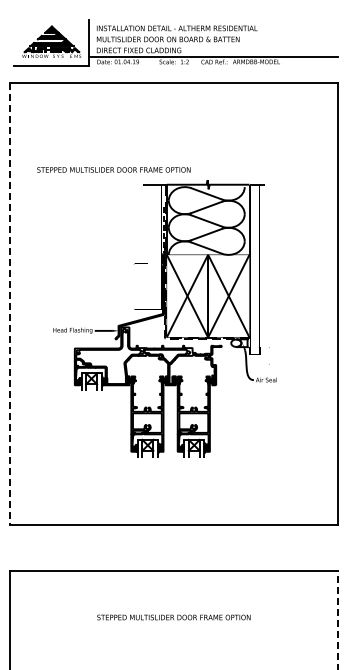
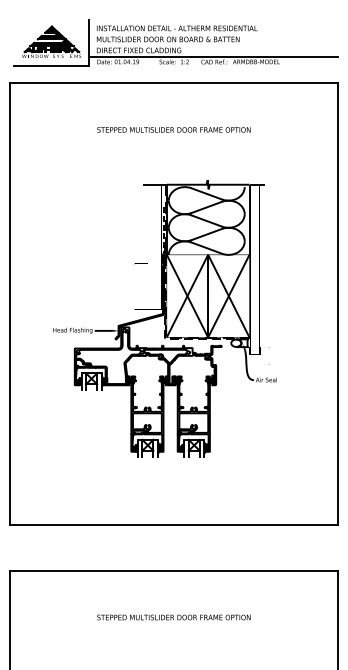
text position: (113, 169) -> (173, 129) (173, 129)
line: dashed -> solid (10, 303)
line: dashed -> solid (337, 619)
